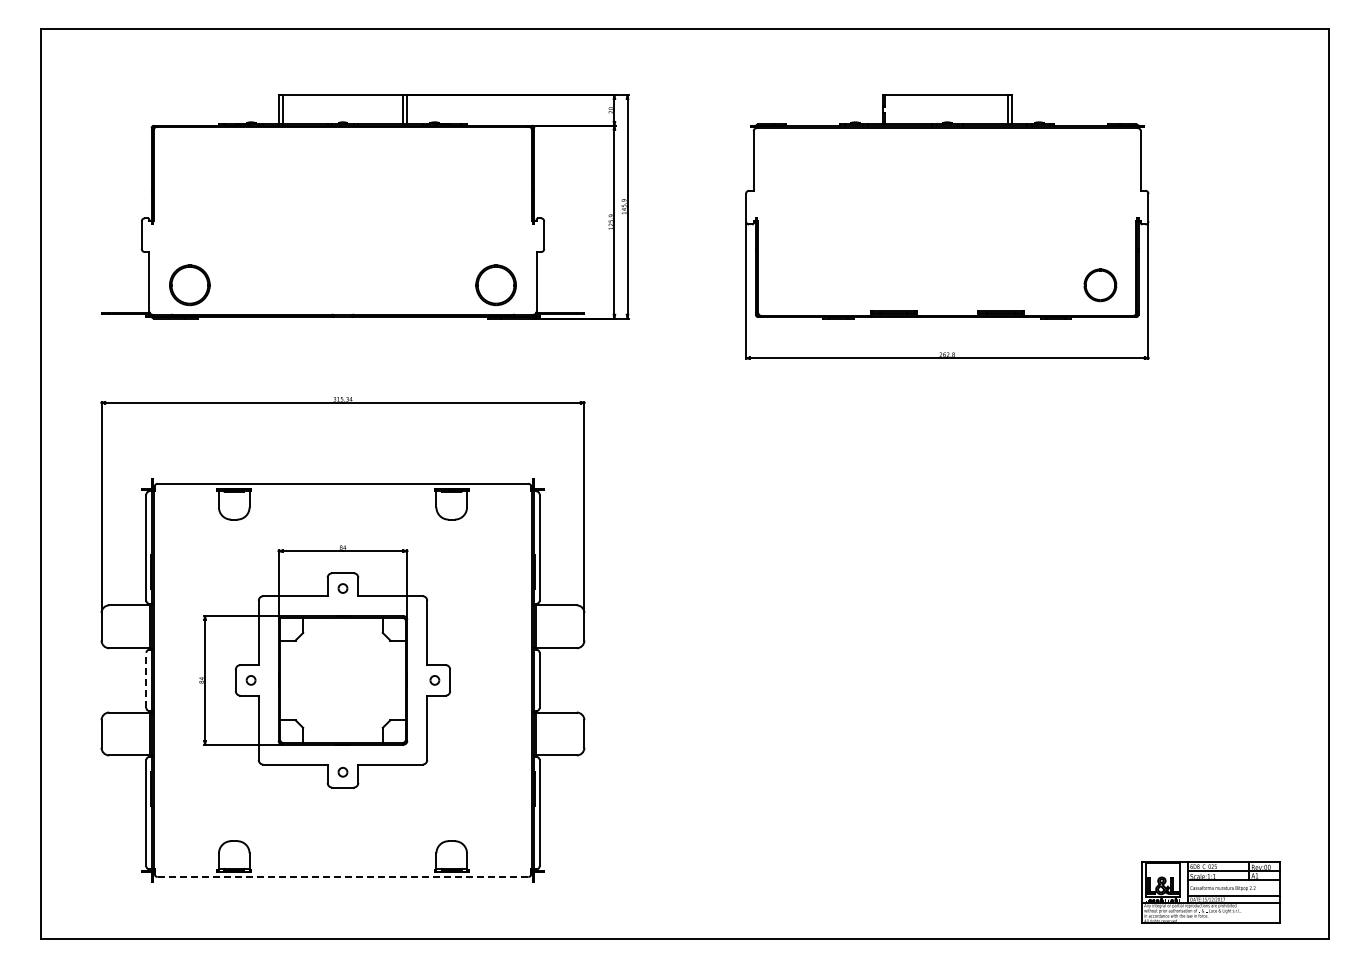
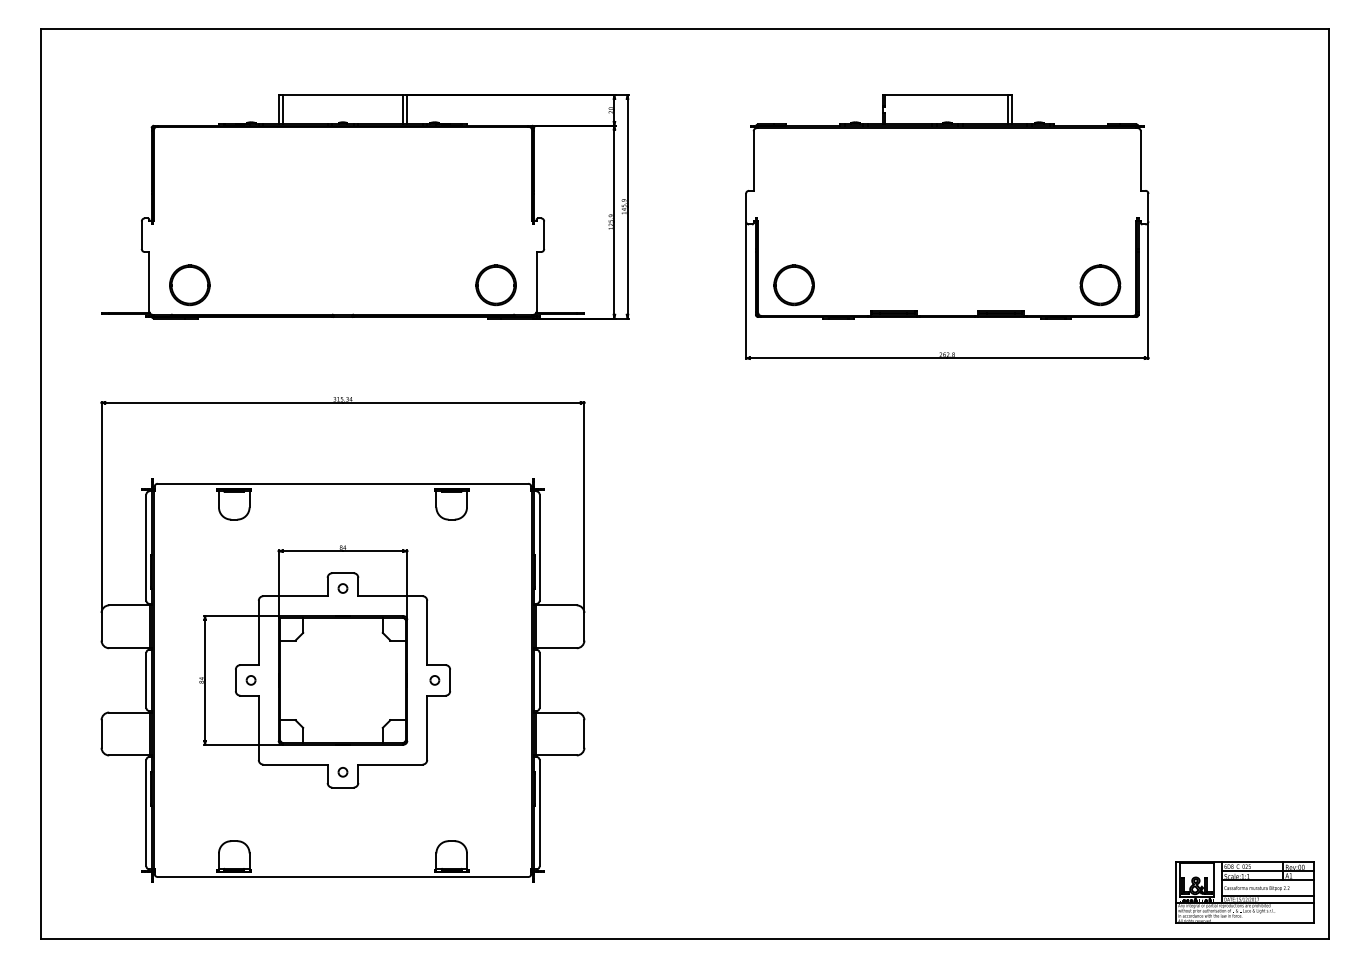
part: none -> present (793, 285)
part size: 35x35 px -> 43x43 px (1100, 285)
line: dashed -> solid (146, 680)
line: dashed -> solid (342, 877)
part position: (1210, 892) -> (1244, 892) (1244, 892)
